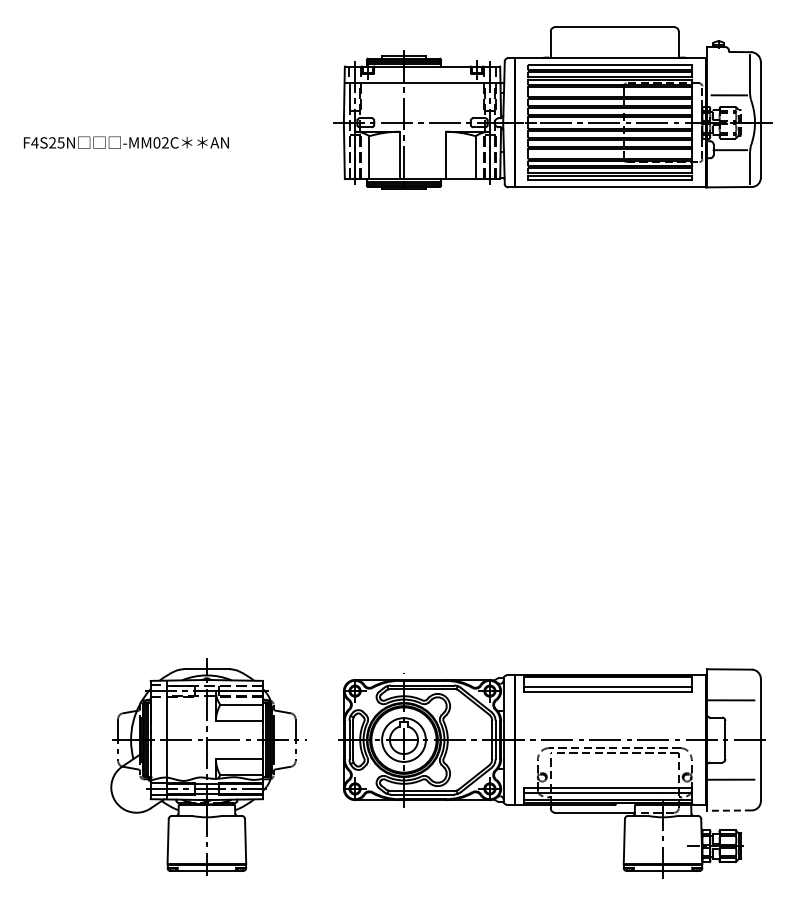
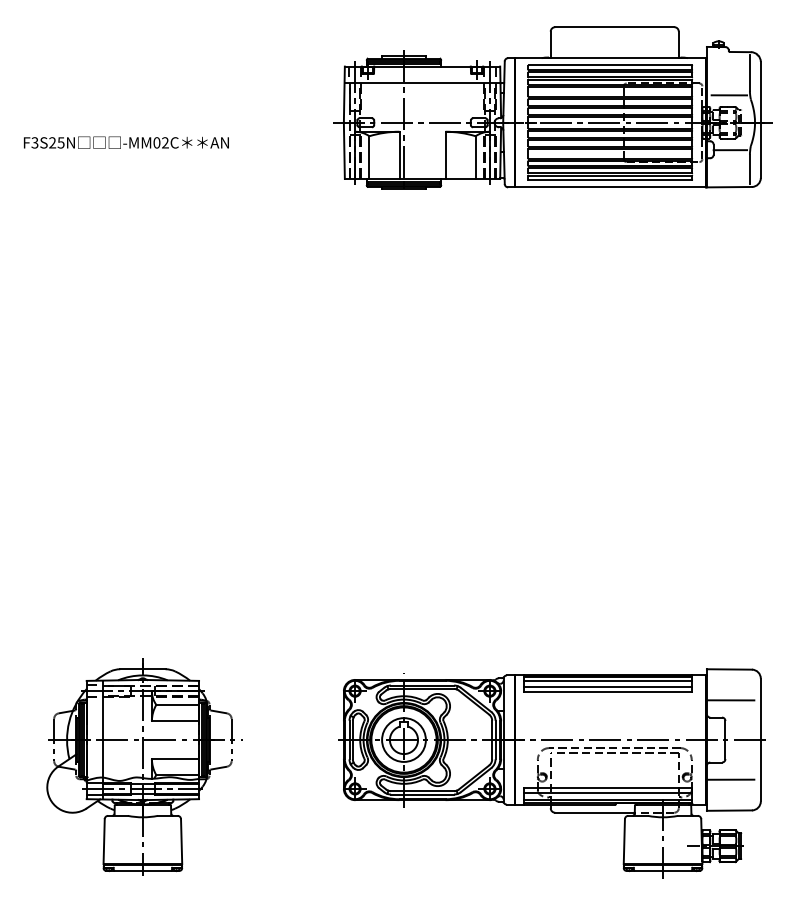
text: F4S25N -> F3S25N (34, 142)
line: none -> present (607, 680)
part position: (208, 766) -> (144, 766) (144, 766)
line: dashed -> solid (729, 810)
